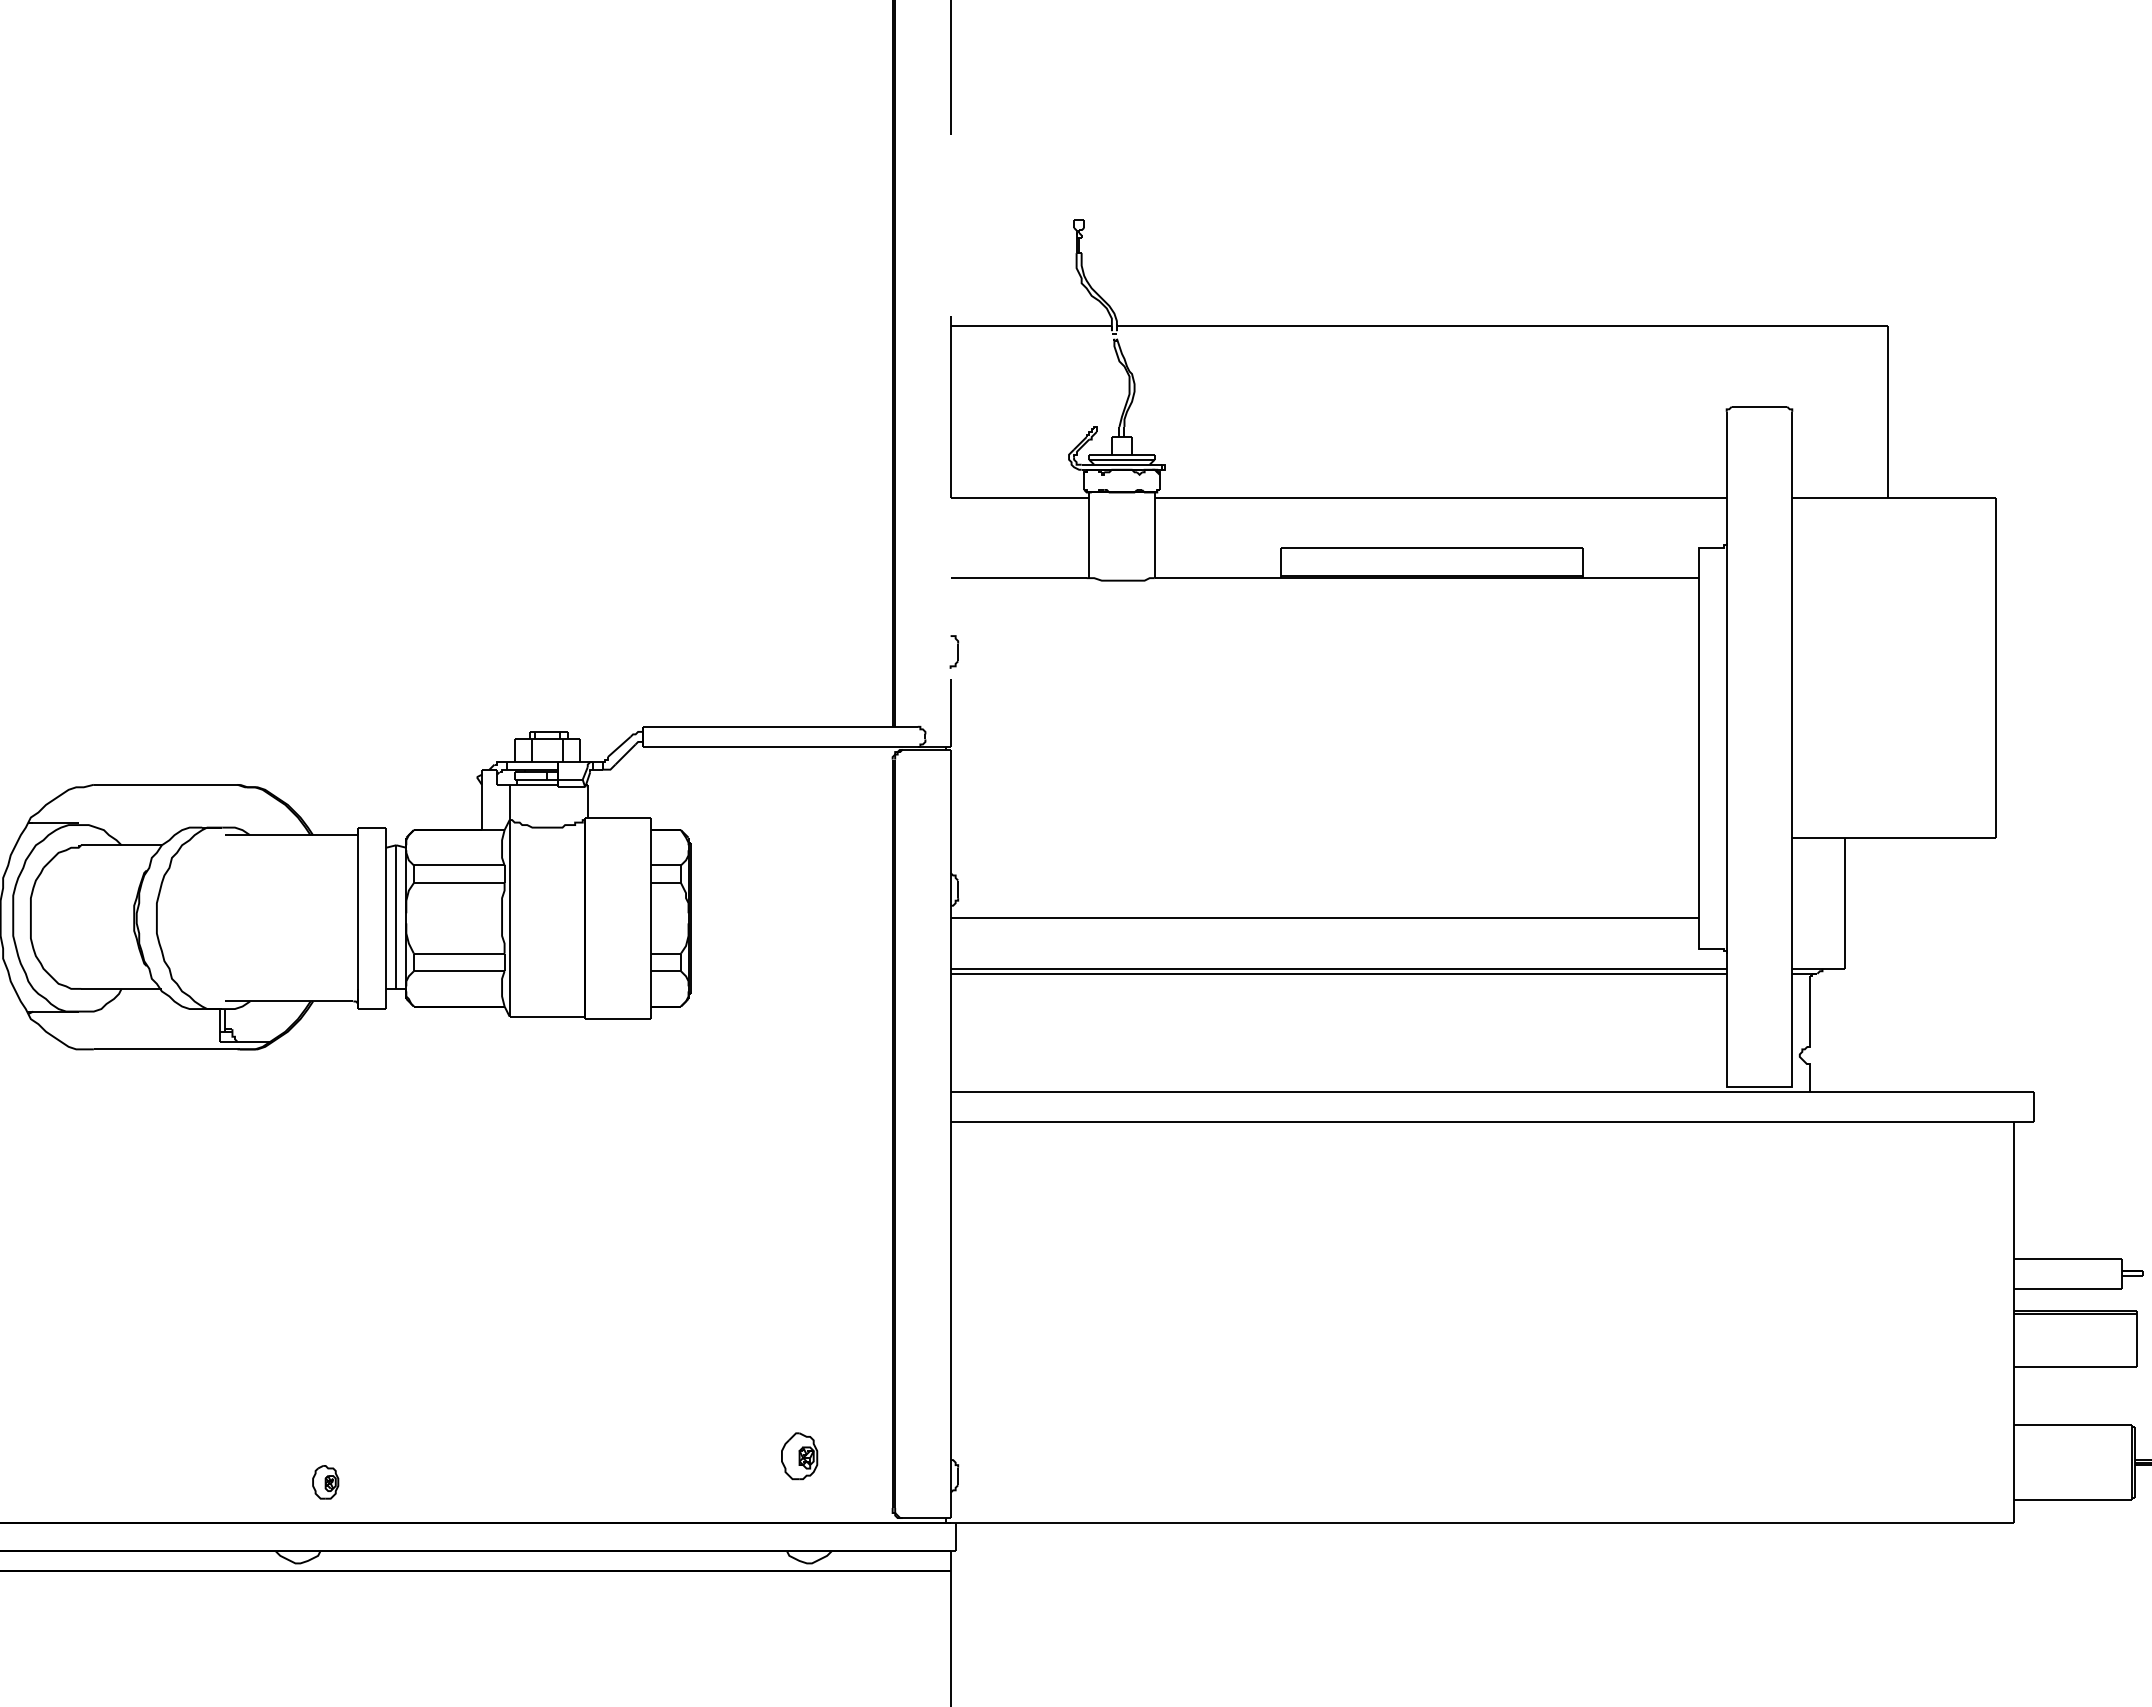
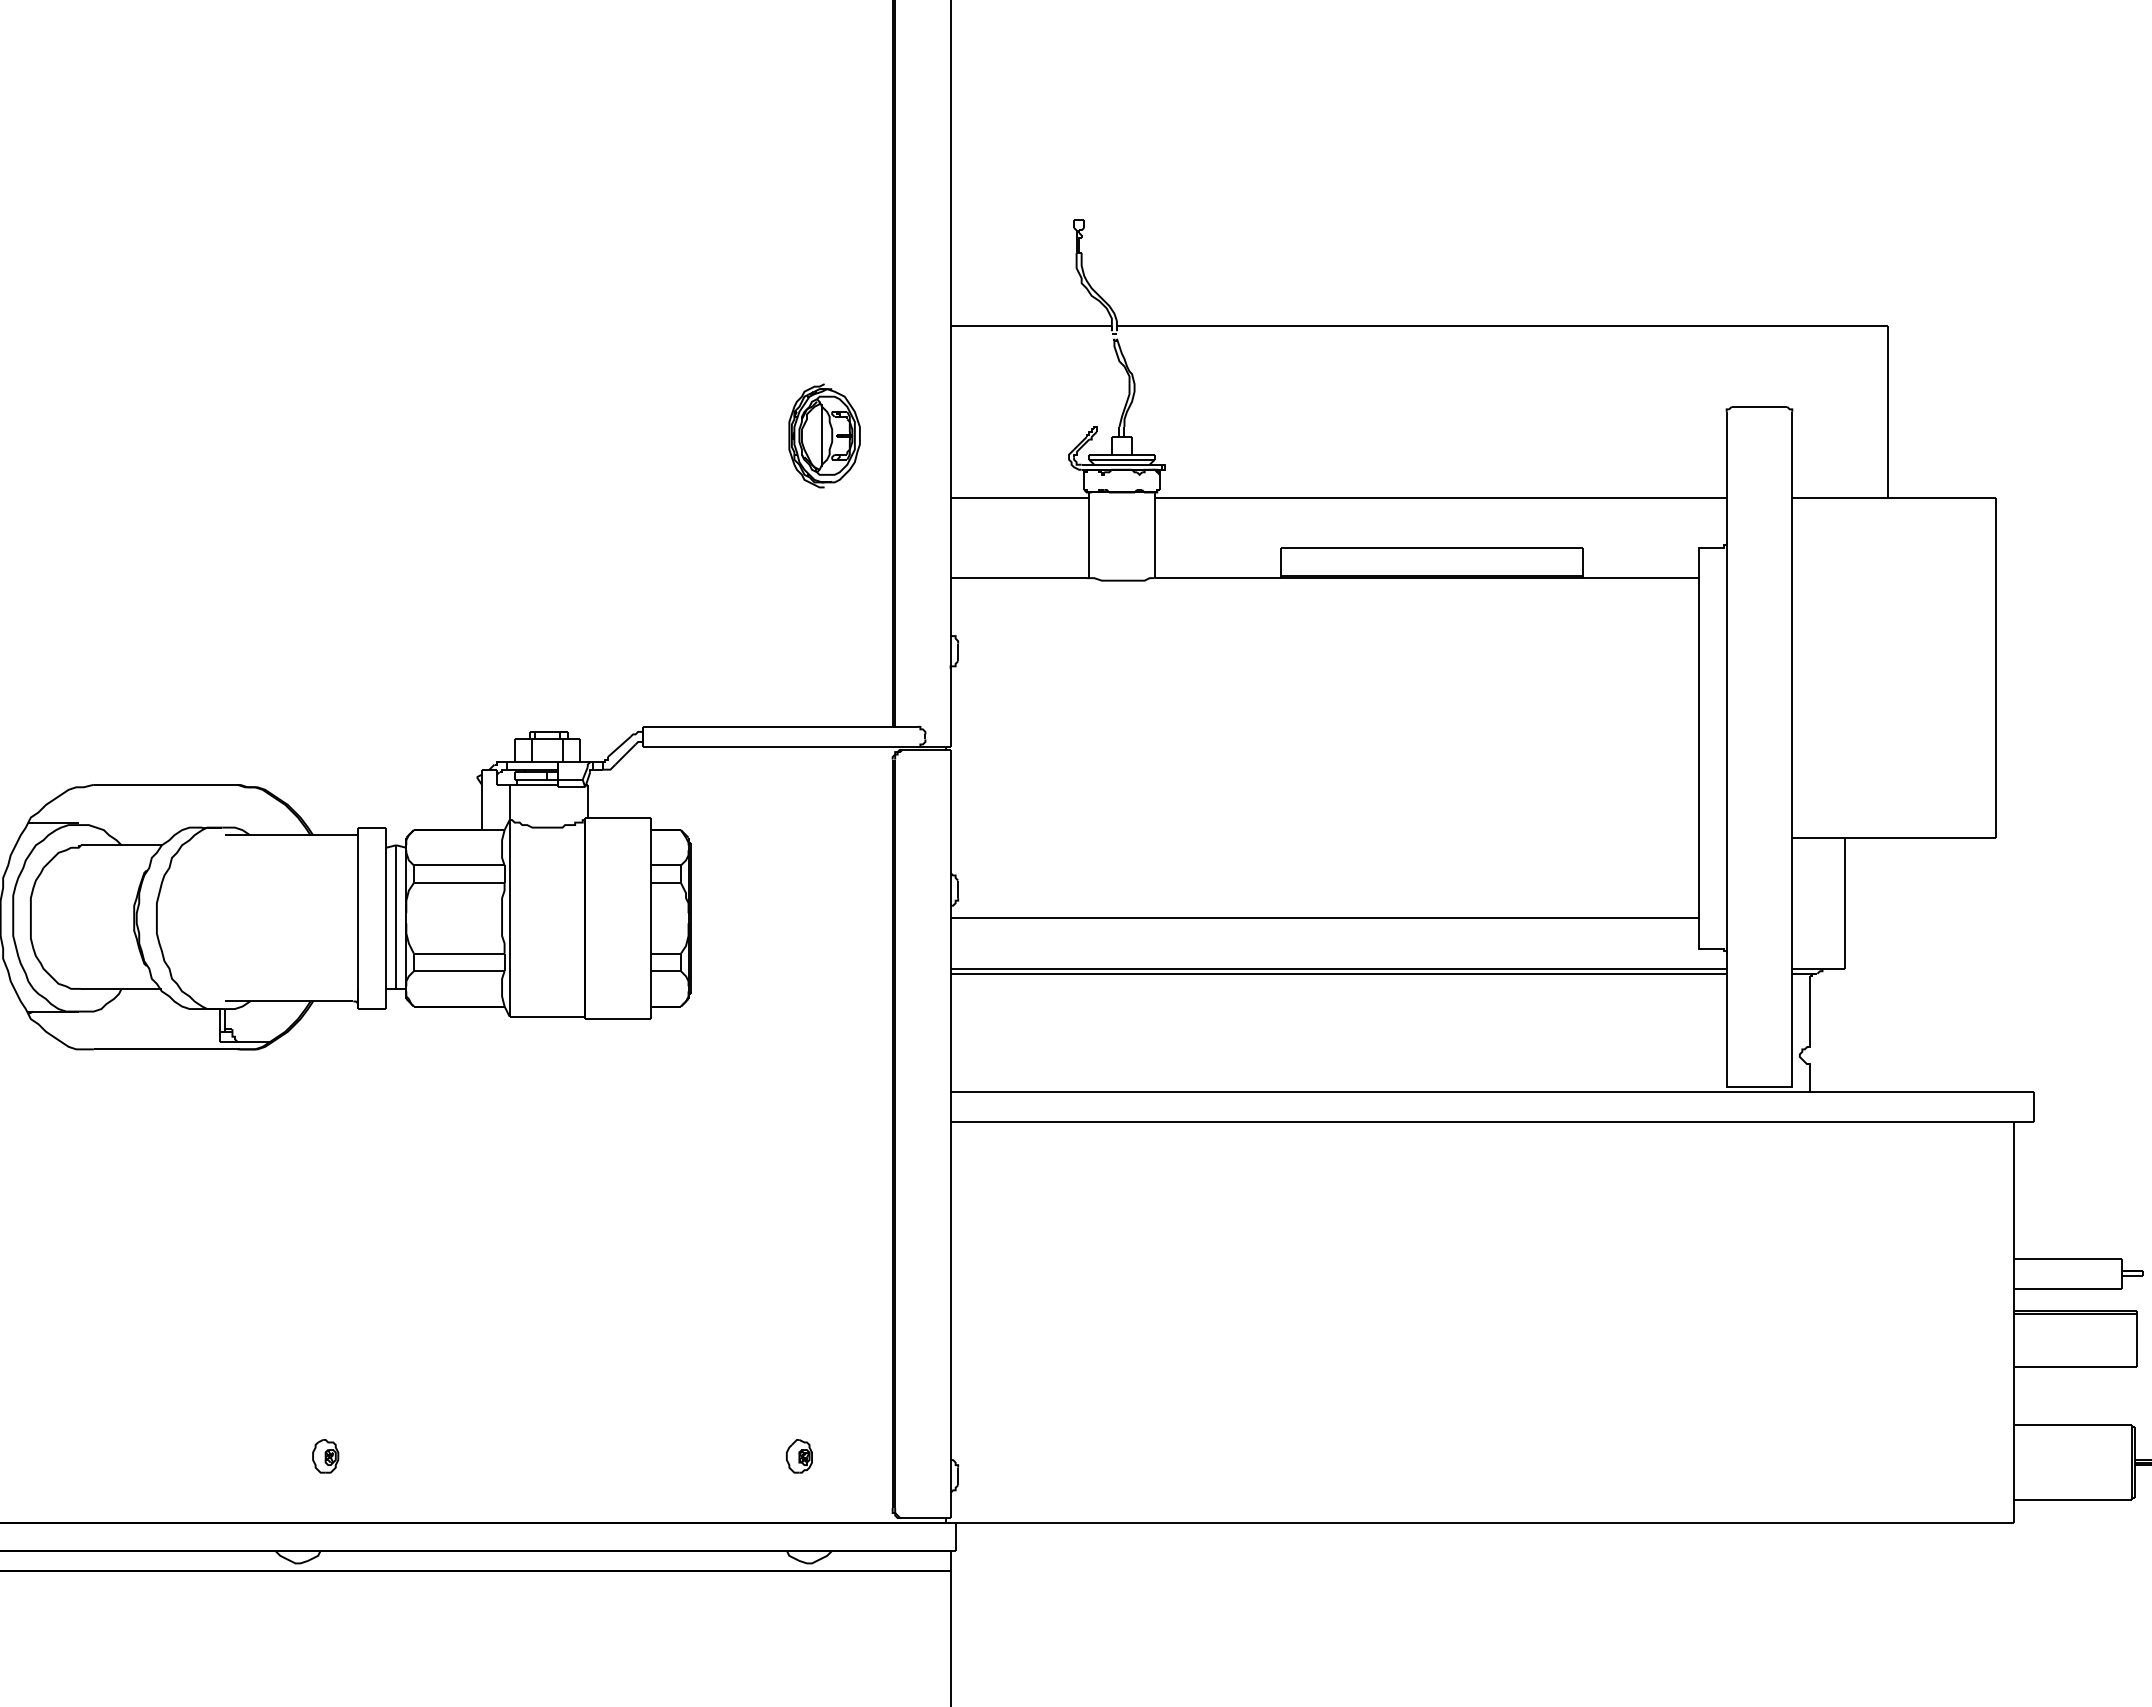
line: dashed -> solid (950, 374)
part: none -> present (824, 435)
part size: 38x49 px -> 28x35 px (798, 1456)
part position: (325, 1482) -> (325, 1456) (325, 1456)
